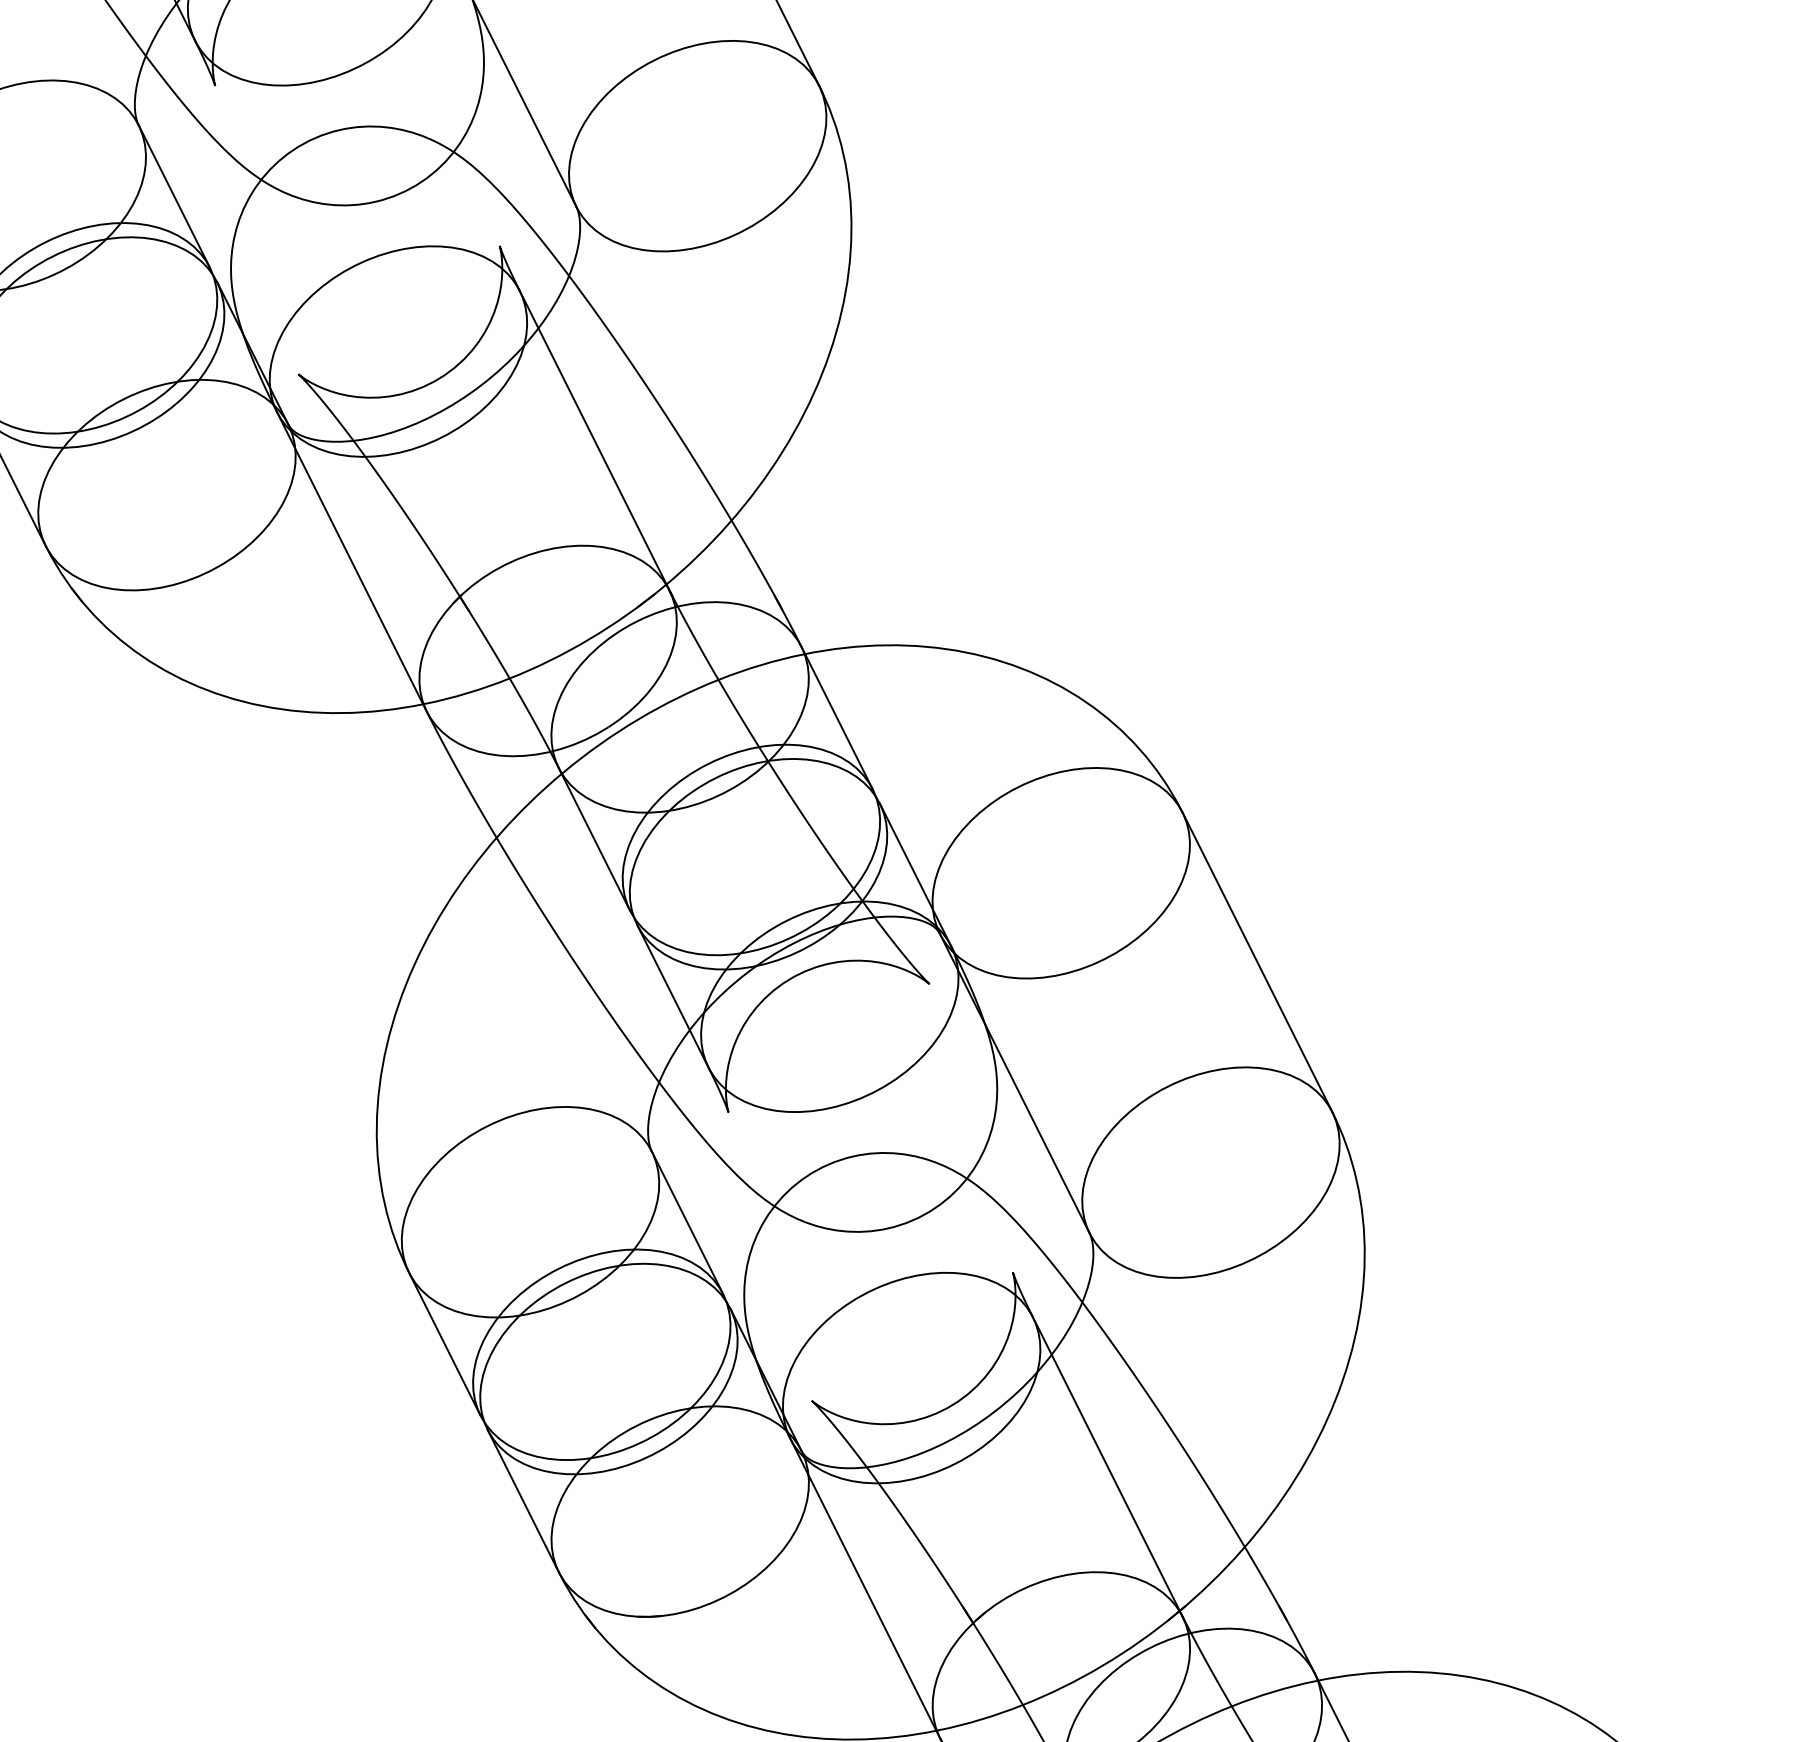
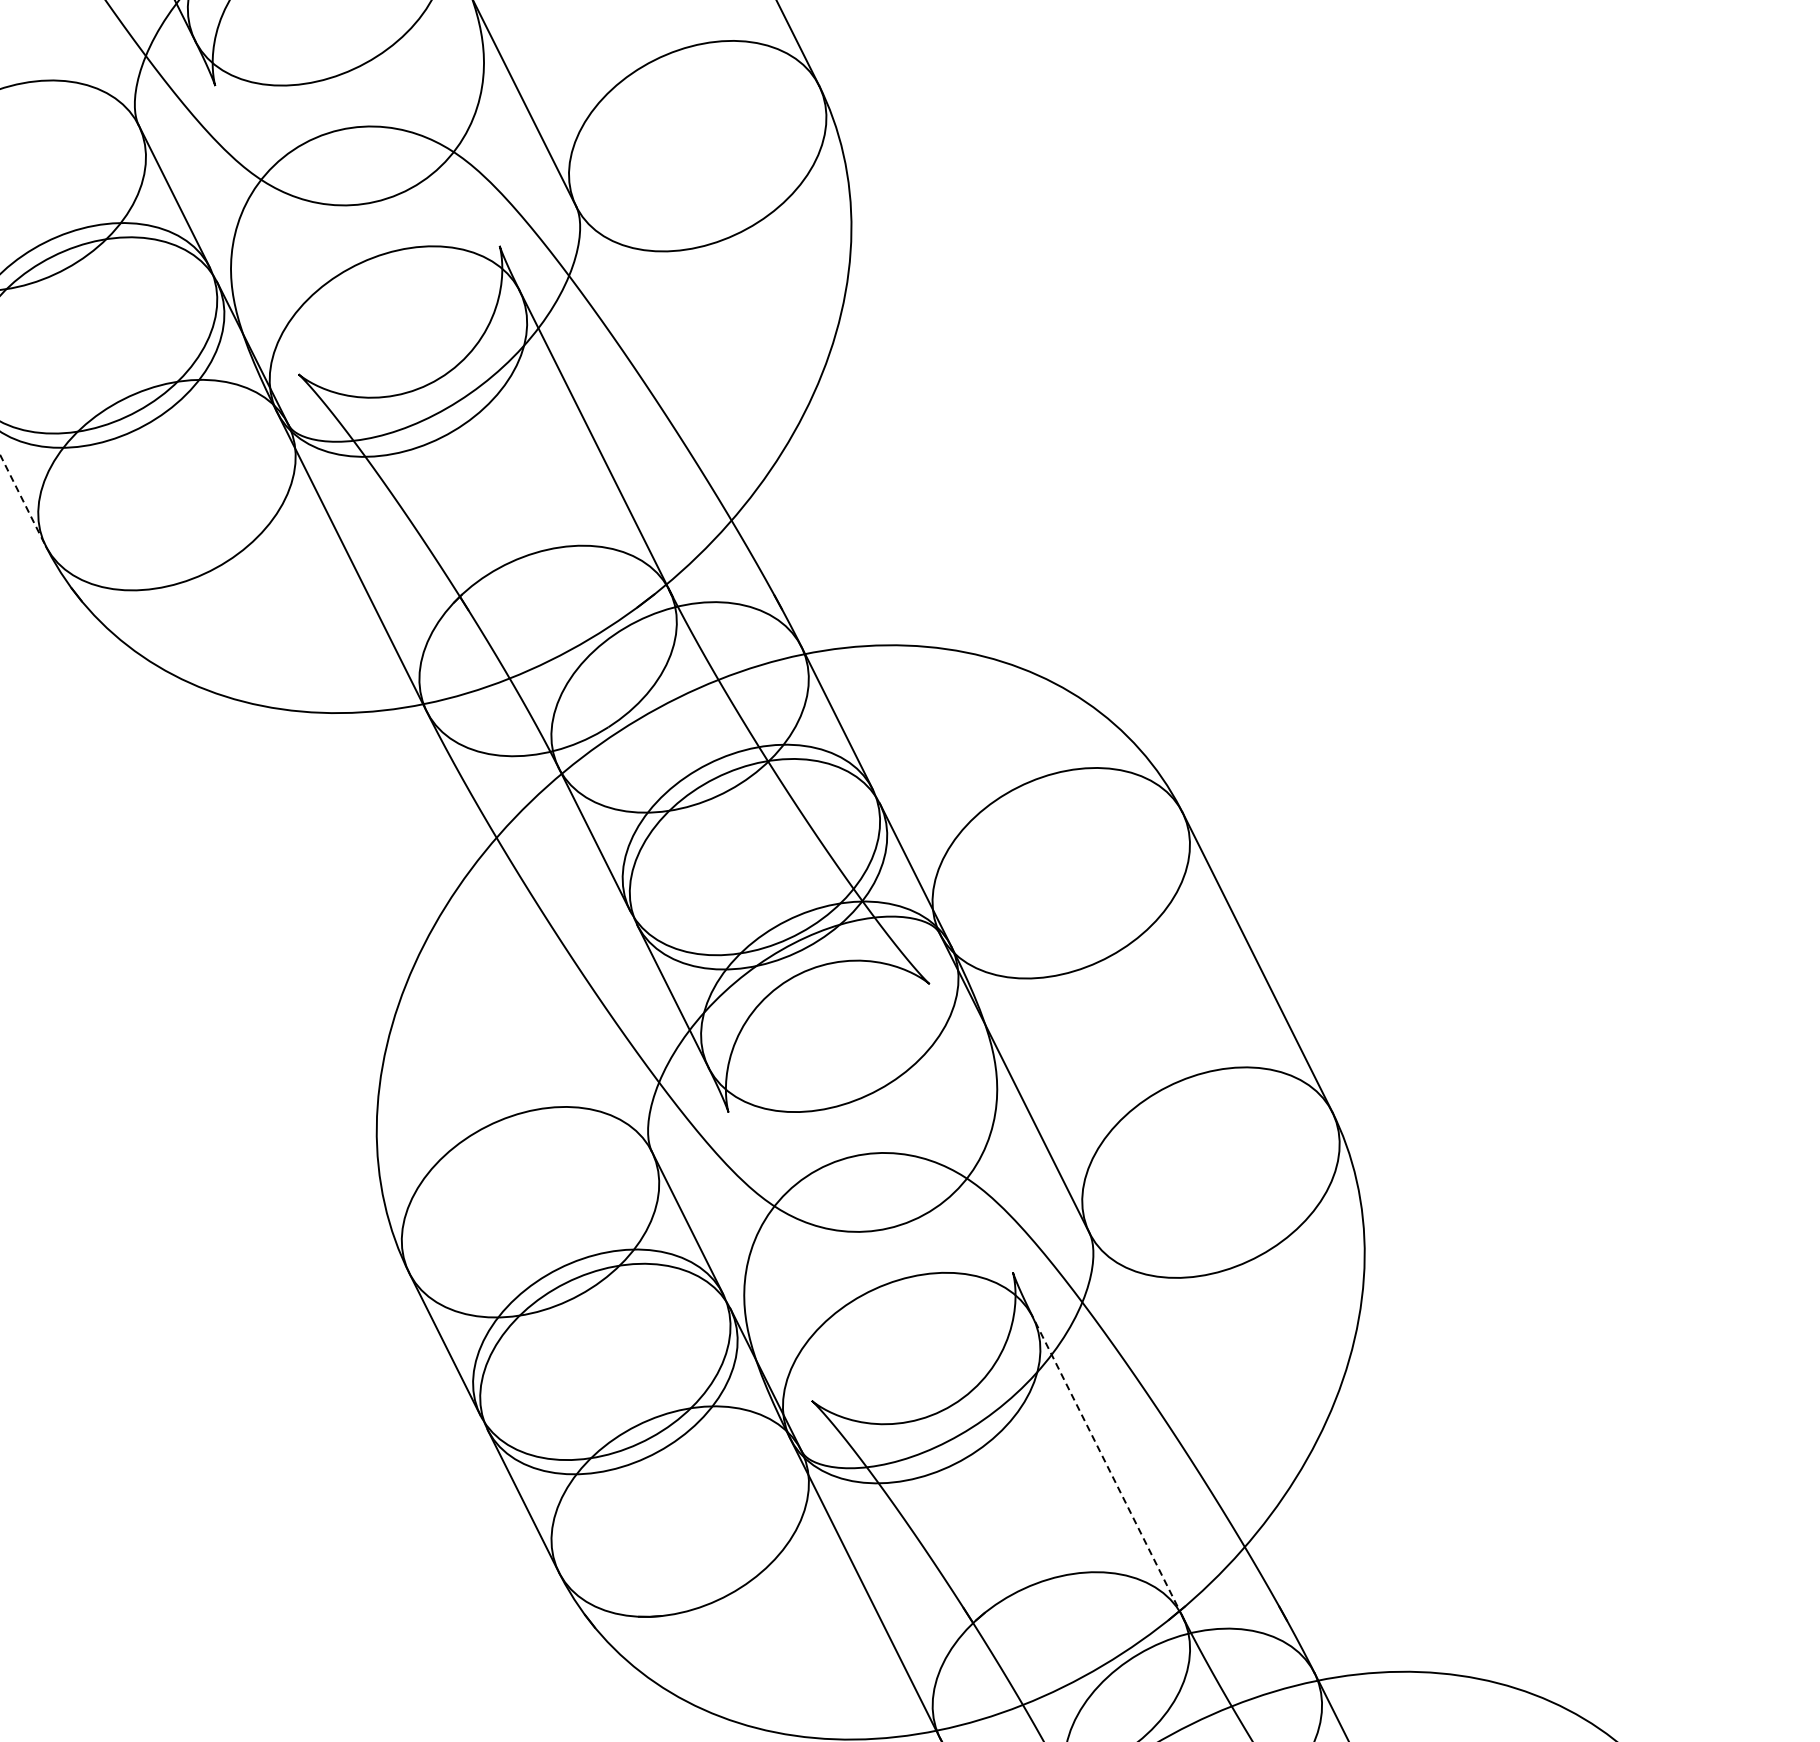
line: solid -> dashed (22, 500)
line: solid -> dashed (1107, 1466)
